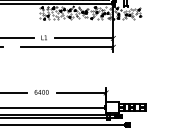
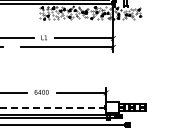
line: solid -> dashed (53, 107)
